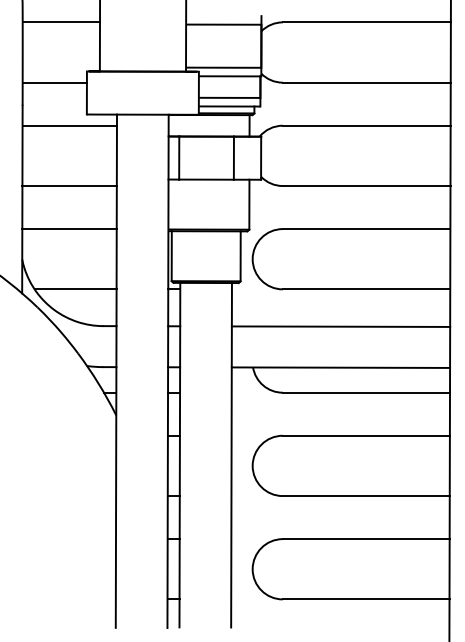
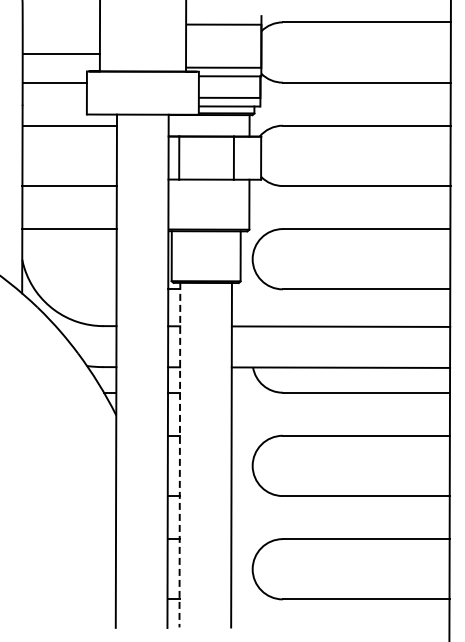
line position: (61, 22) -> (61, 54) (61, 54)
line: present -> none (75, 289)
line: solid -> dashed (179, 455)
